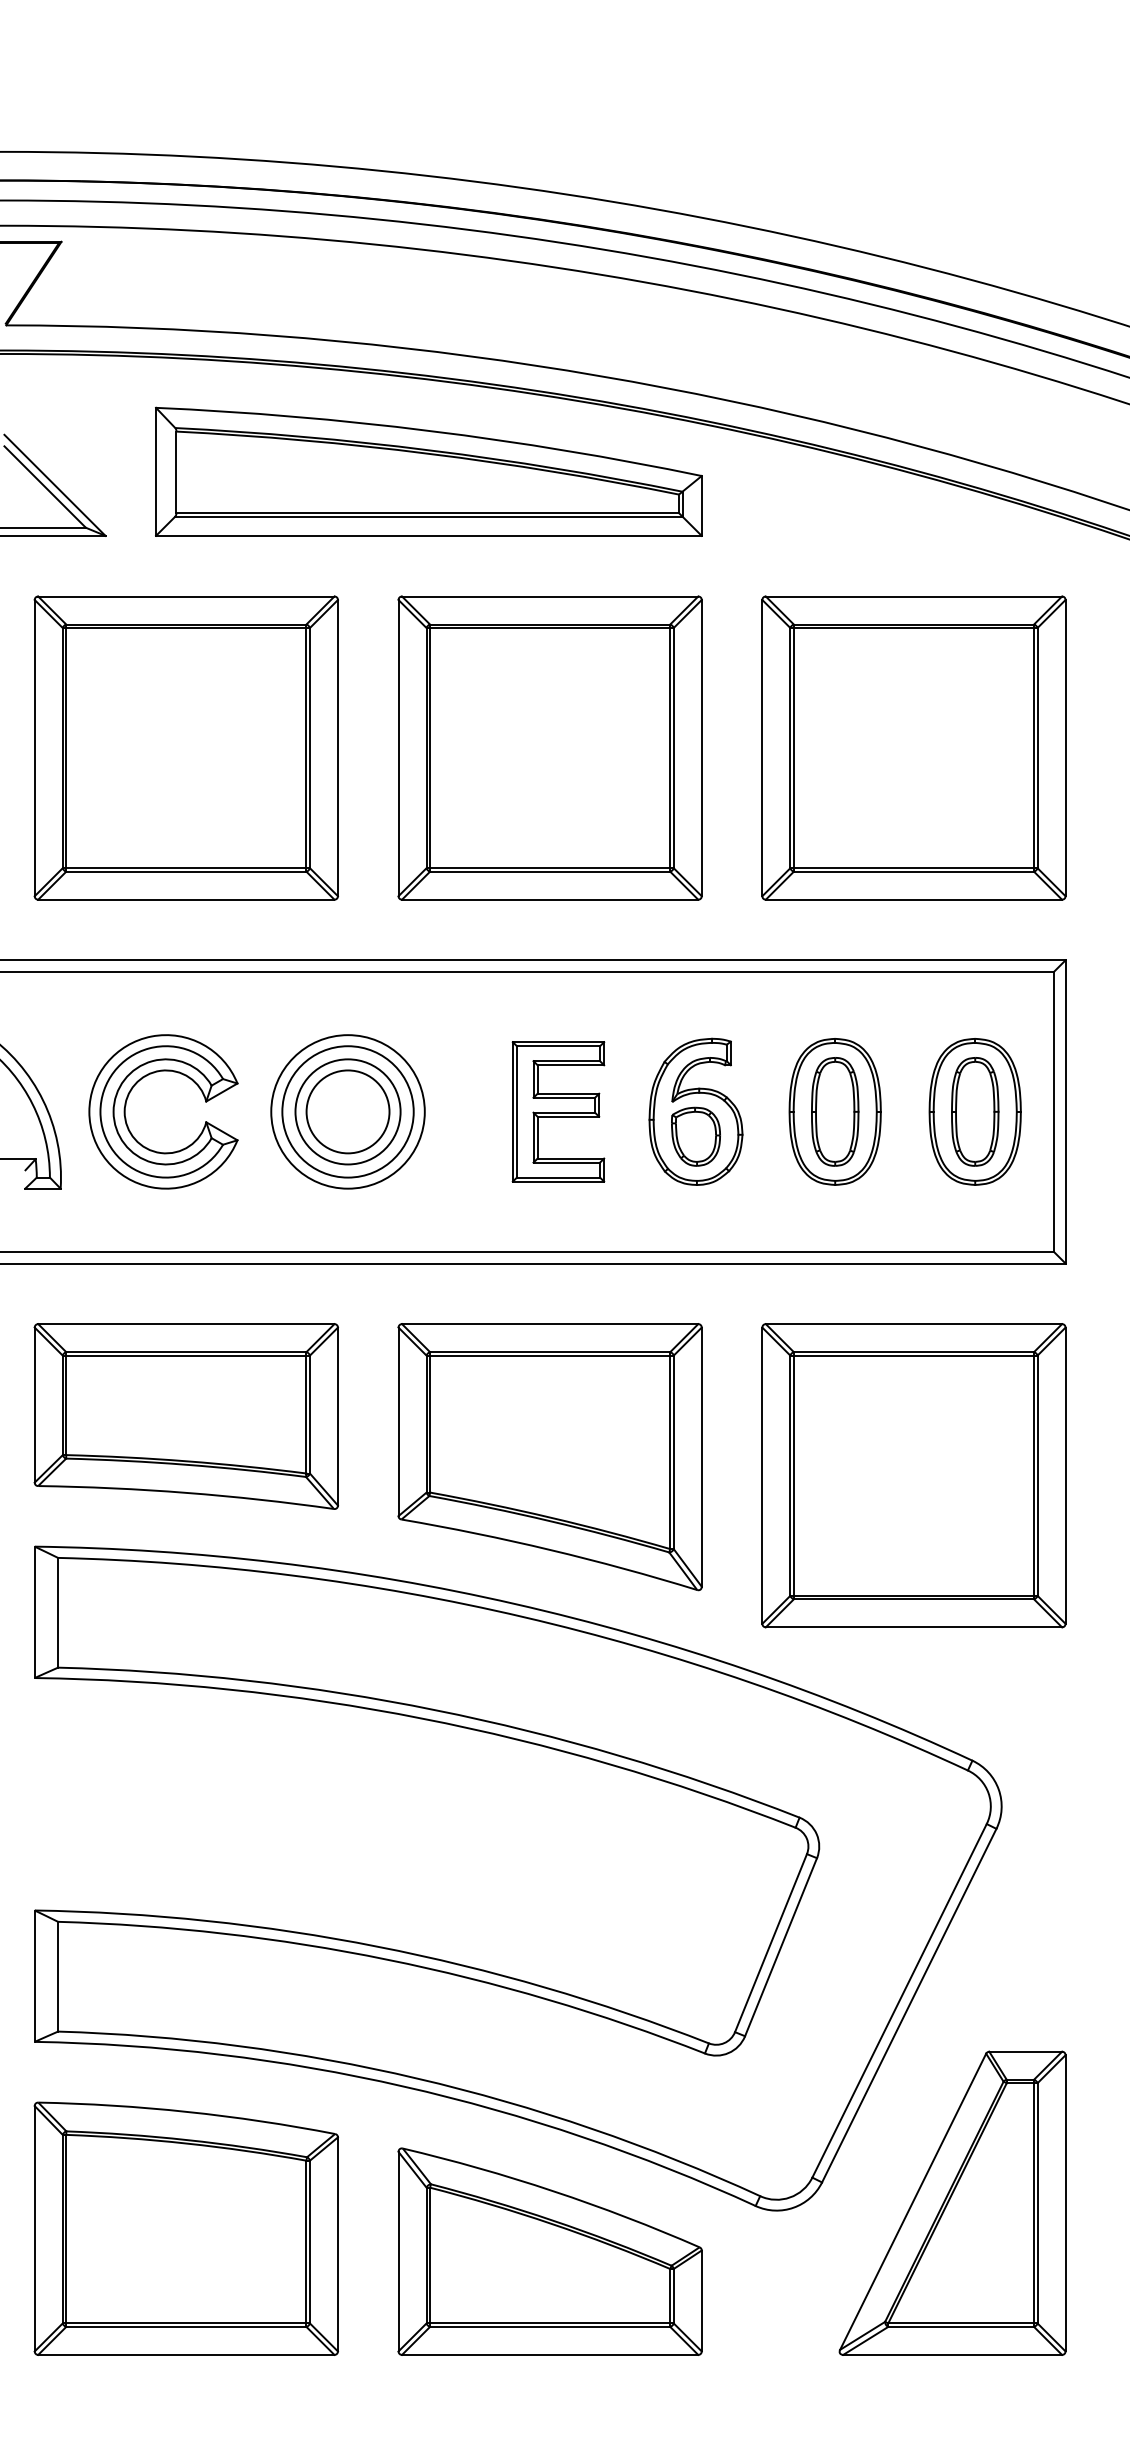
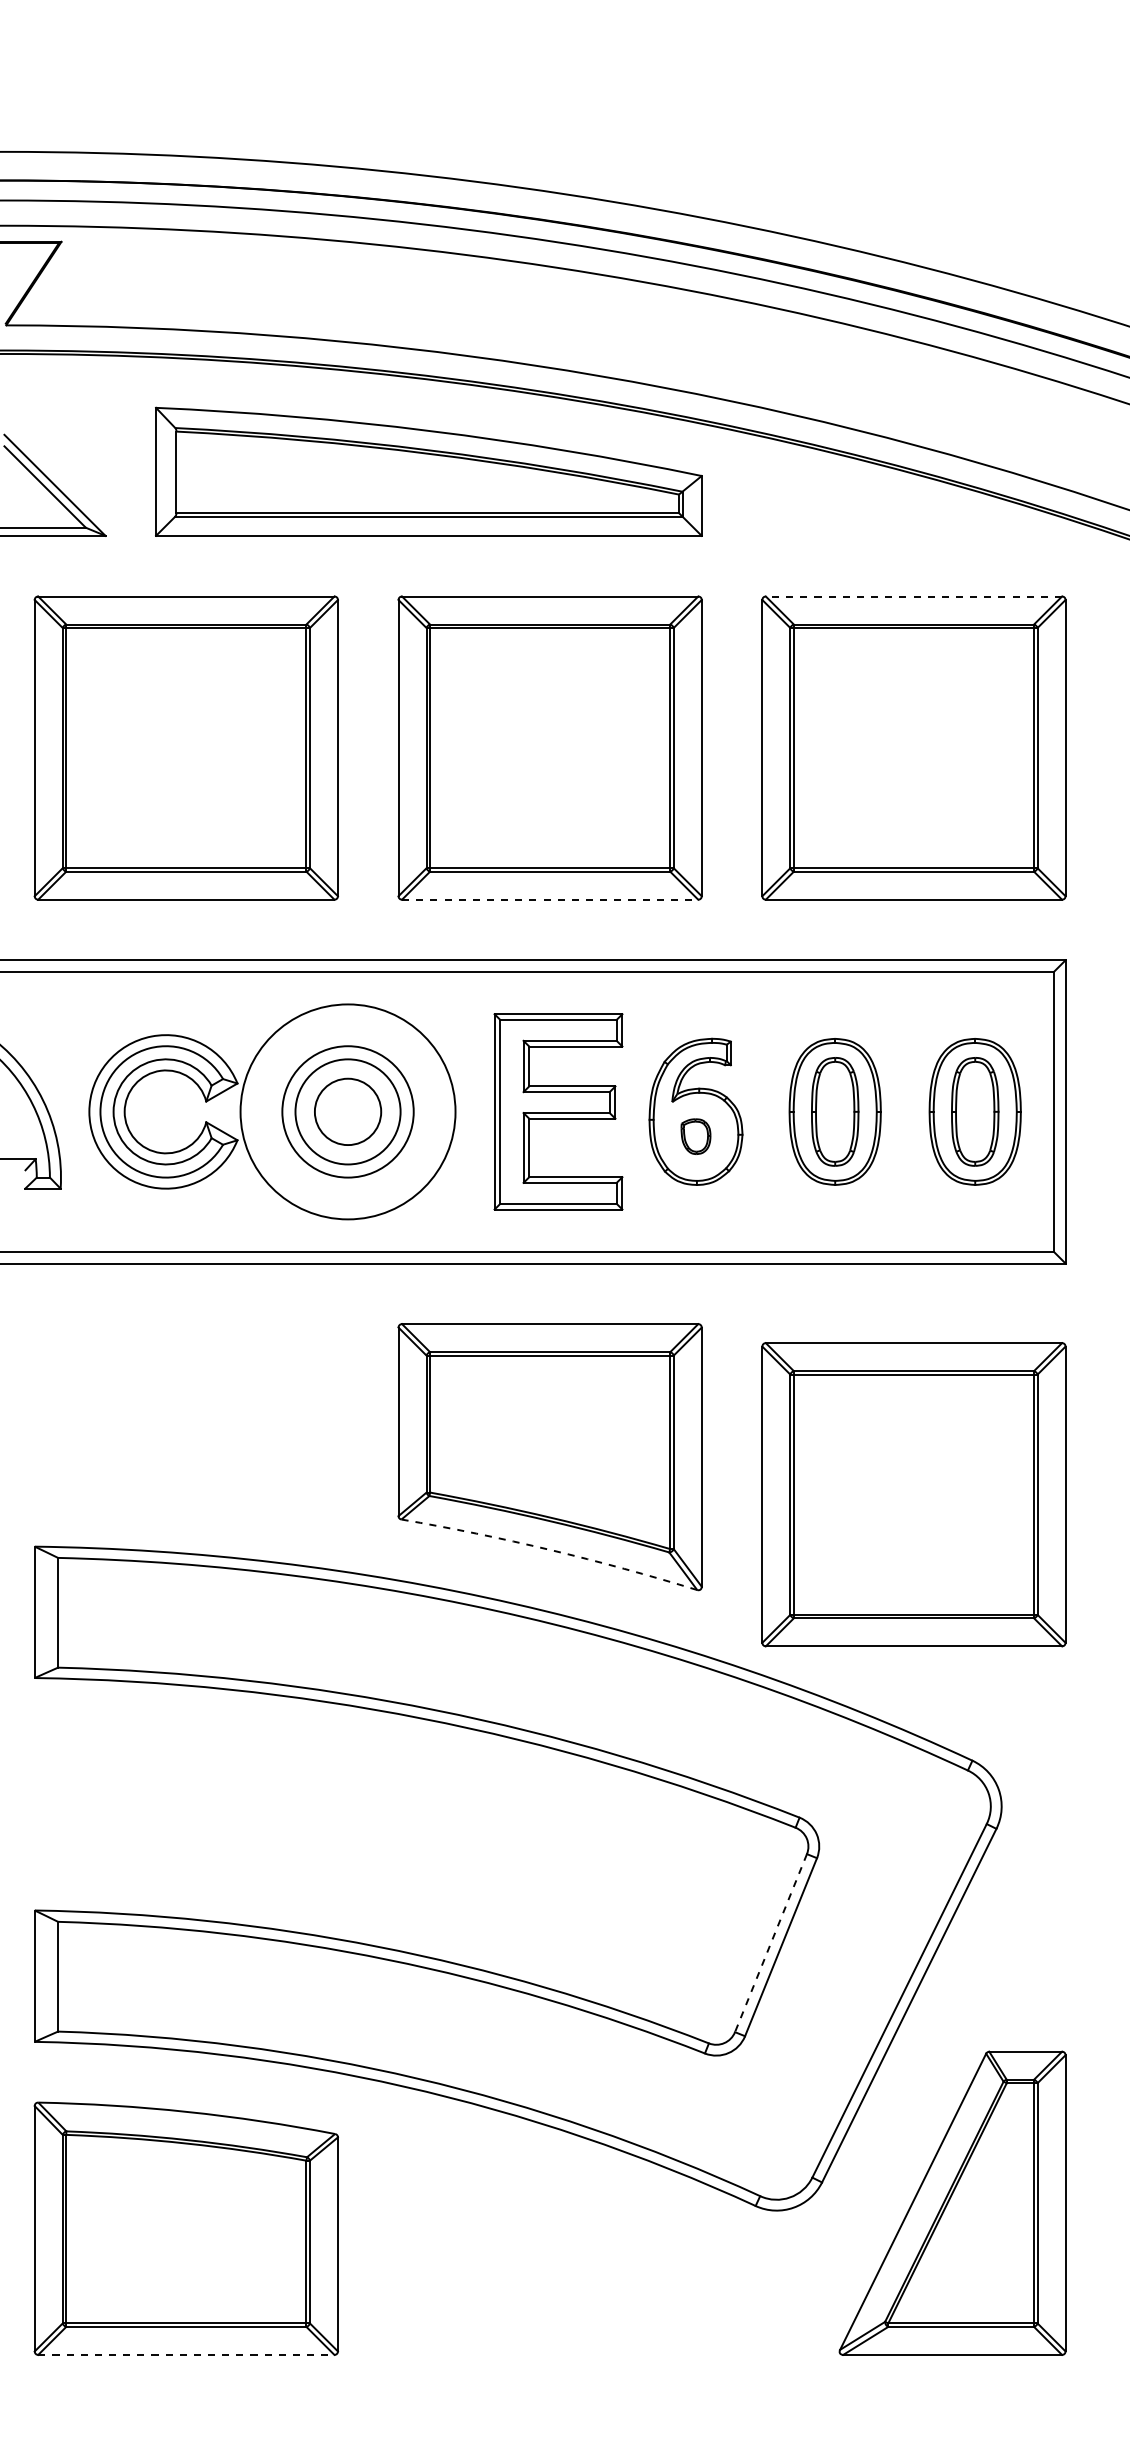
line: solid -> dashed (913, 596)
line: solid -> dashed (550, 899)
circle diameter: 154 px -> 215 px (347, 1111)
circle diameter: 83 px -> 66 px (347, 1111)
part size: 95x142 px -> 131x198 px (558, 1111)
part size: 50x61 px -> 32x37 px (695, 1136)
part: present -> none (185, 1416)
part position: (913, 1475) -> (913, 1494) (913, 1494)
arc: solid -> dashed (550, 1550)
line: solid -> dashed (770, 1943)
part: present -> none (549, 2251)
line: solid -> dashed (186, 2354)
